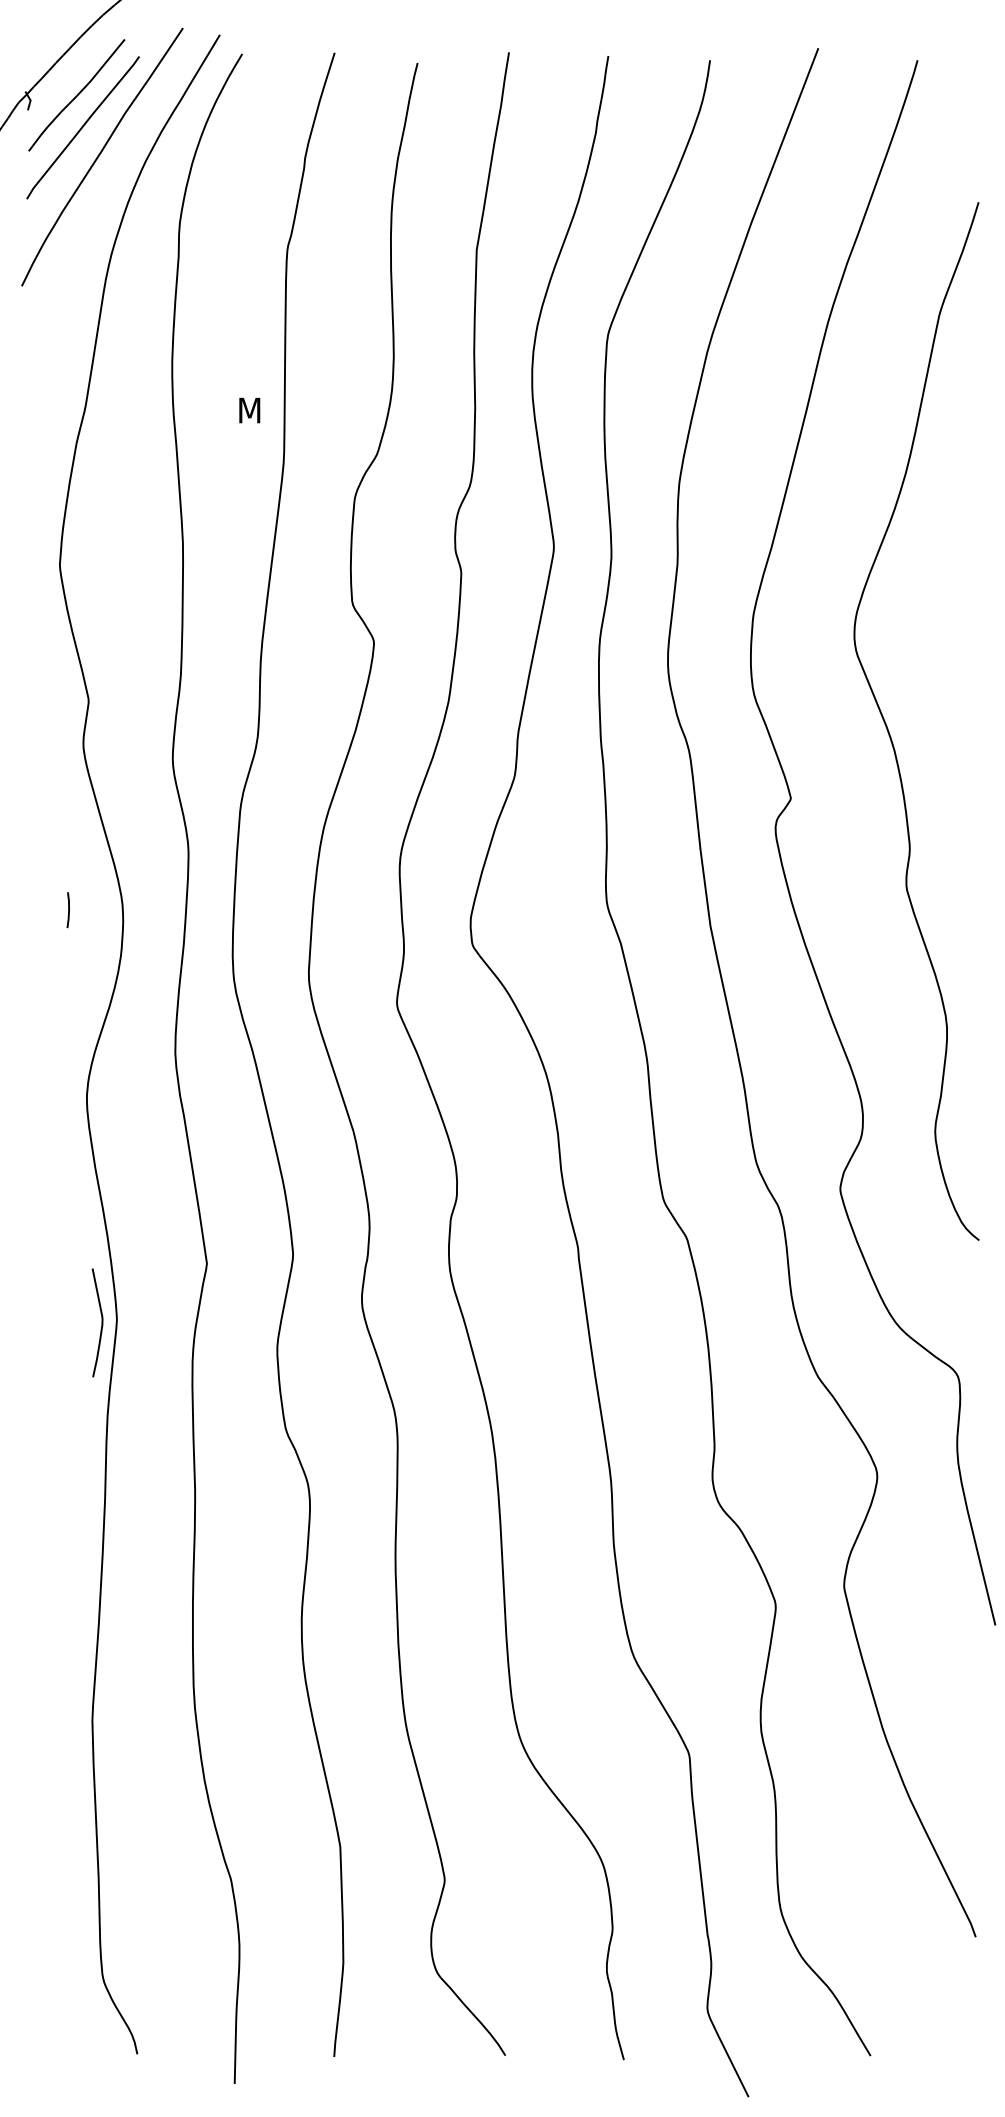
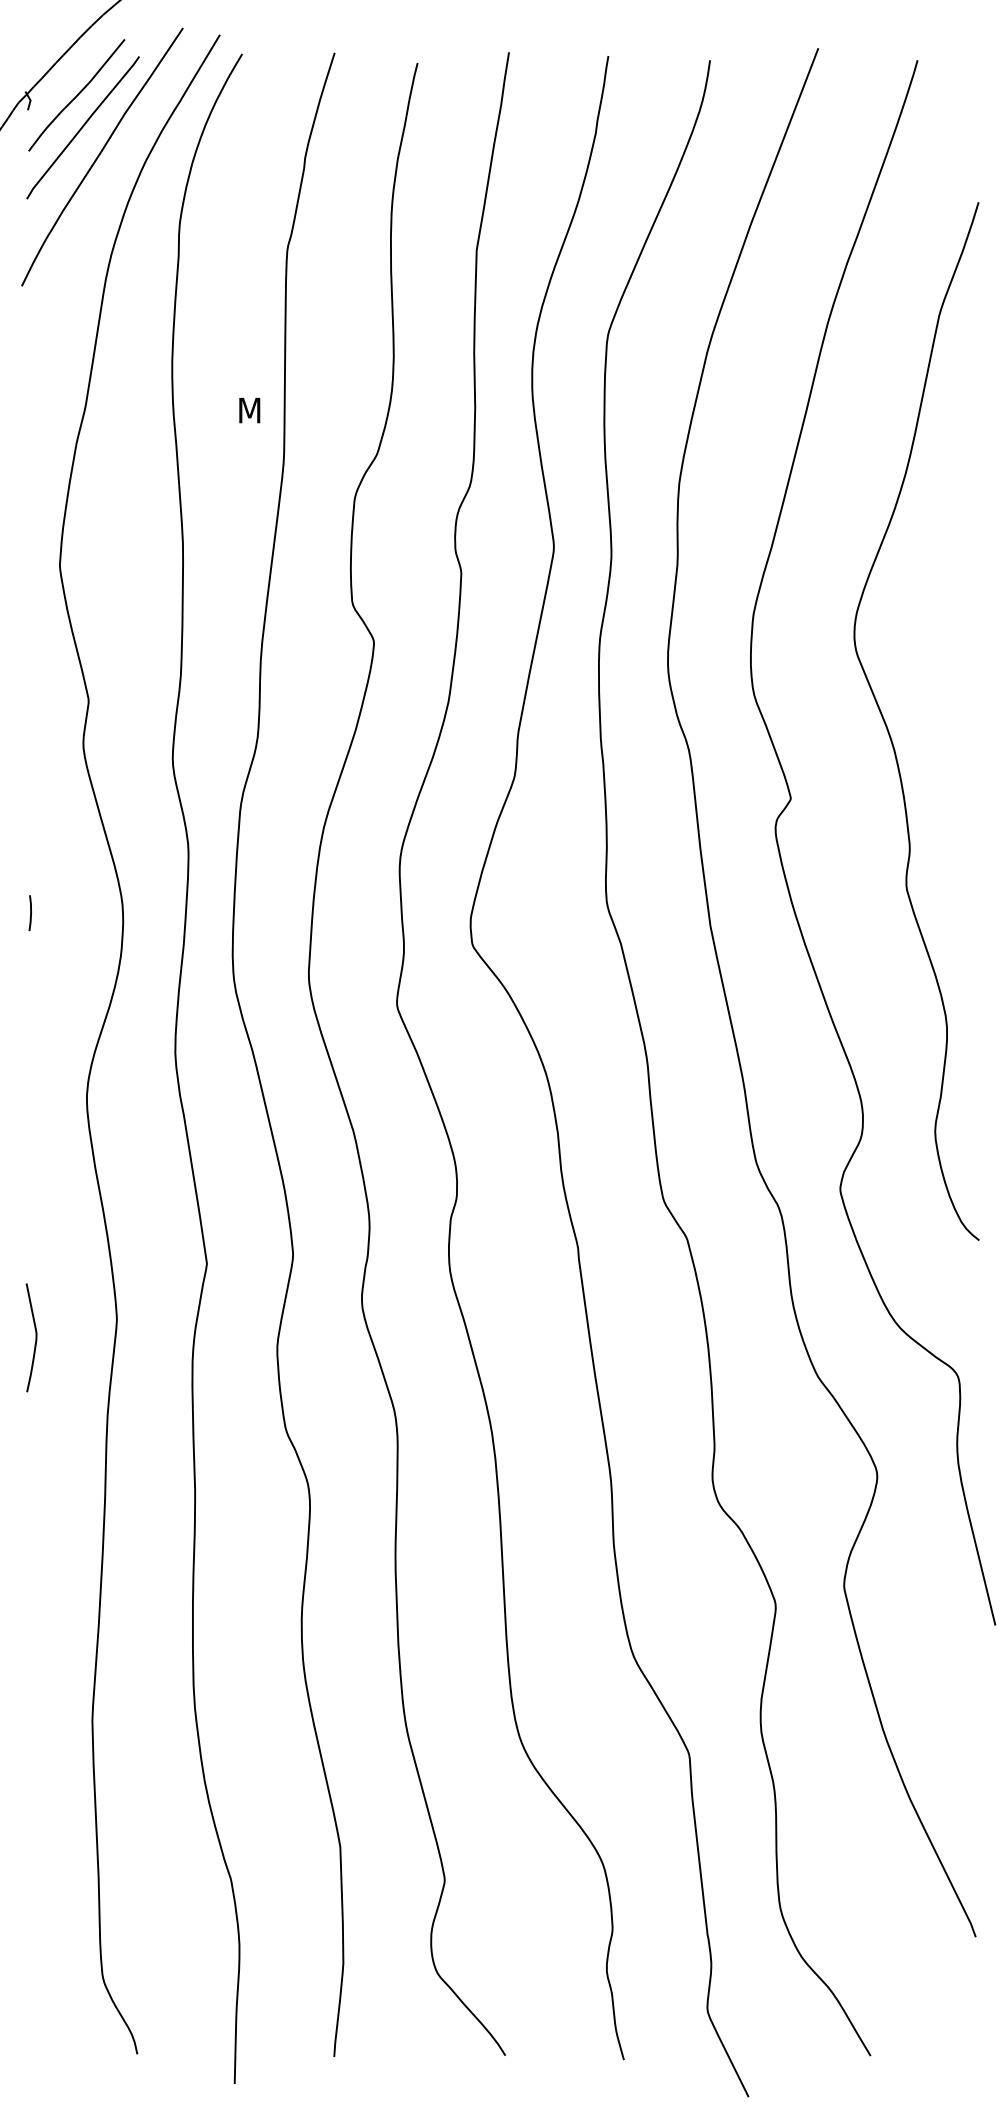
line position: (68, 910) -> (30, 913) (30, 913)
curve position: (101, 1322) -> (35, 1337) (35, 1337)
